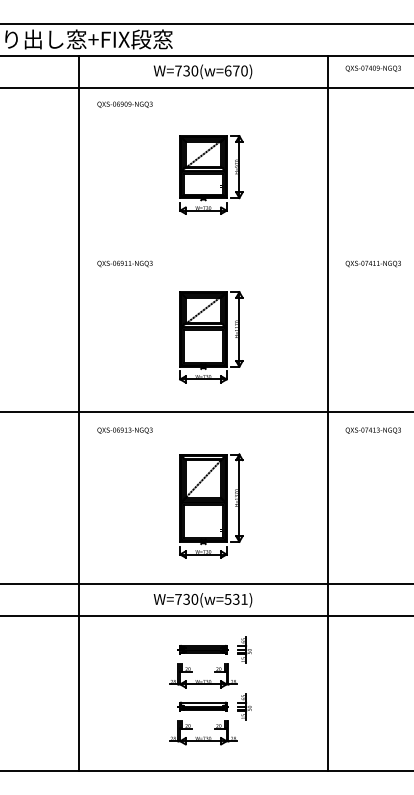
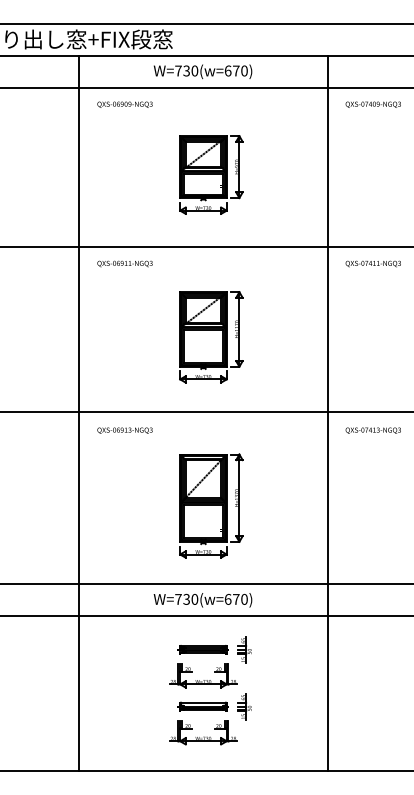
text position: (372, 68) -> (372, 104) (372, 104)
line: none -> present (206, 246)
text: W=730(w=531) -> W=730(w=670) (235, 598)
